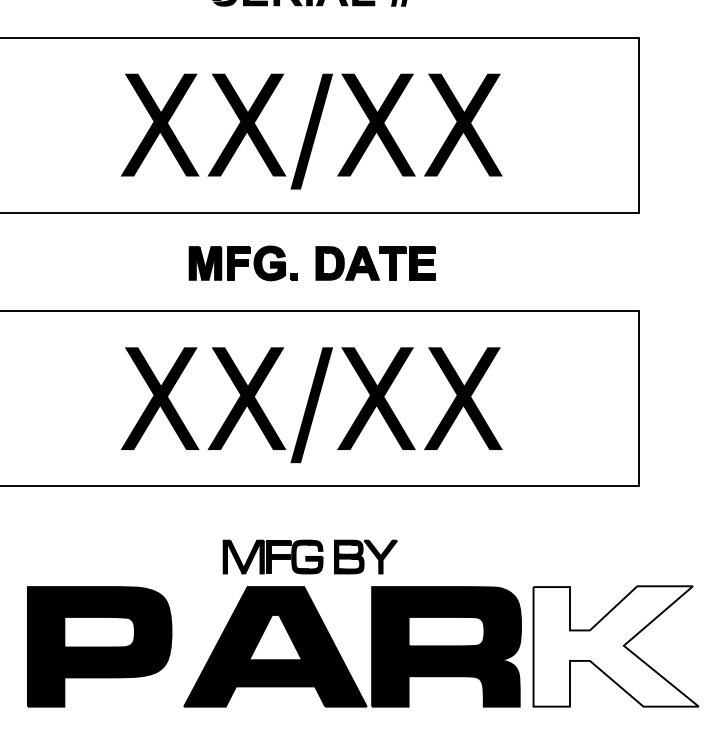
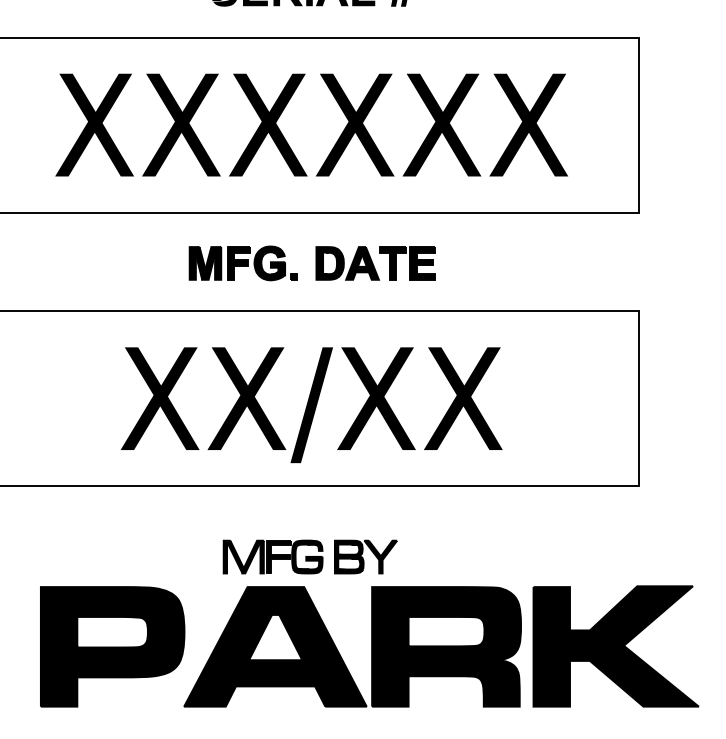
text: XX/XX -> XXXXXX (311, 131)
part position: (99, 646) -> (112, 646) (112, 646)
fill: none -> present (615, 646)
